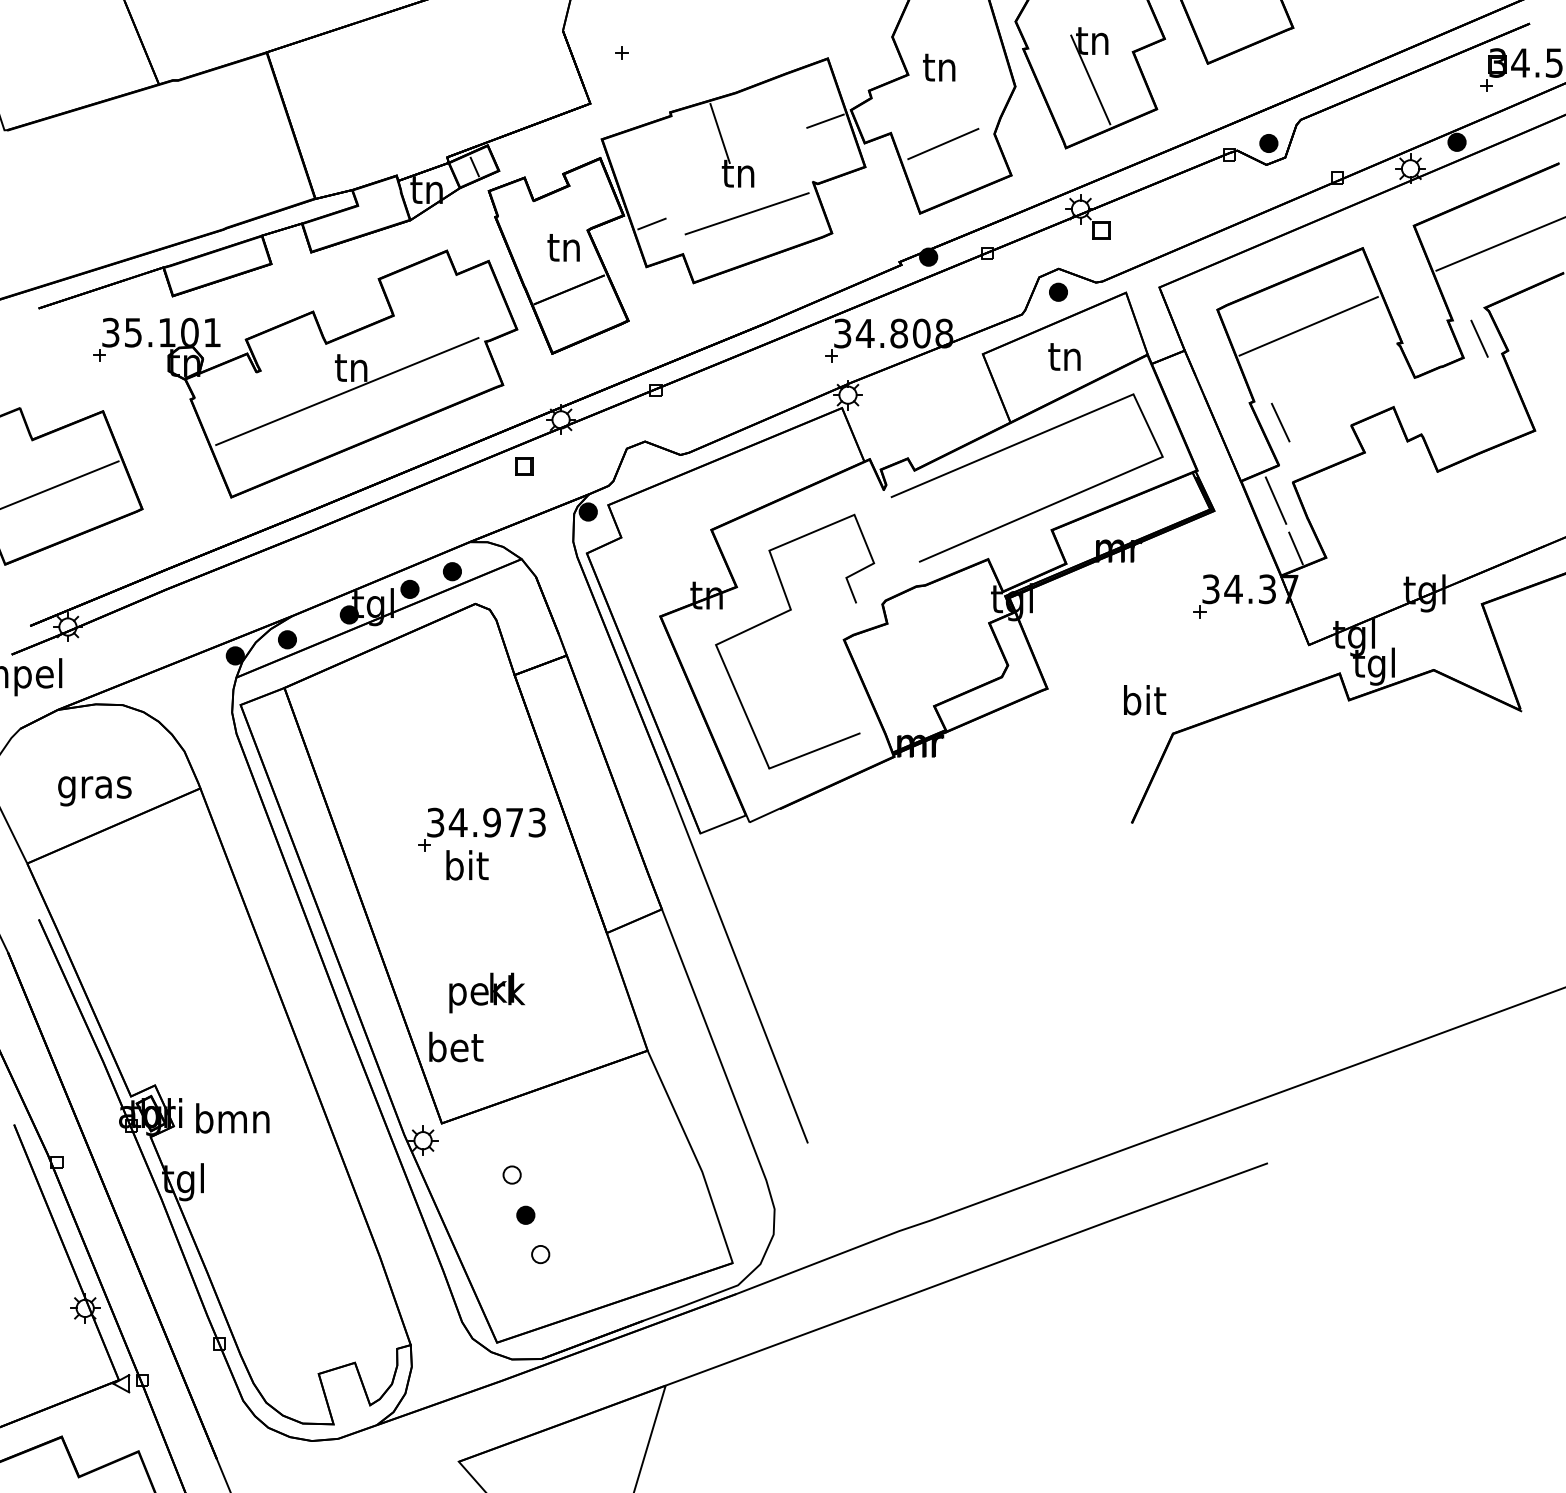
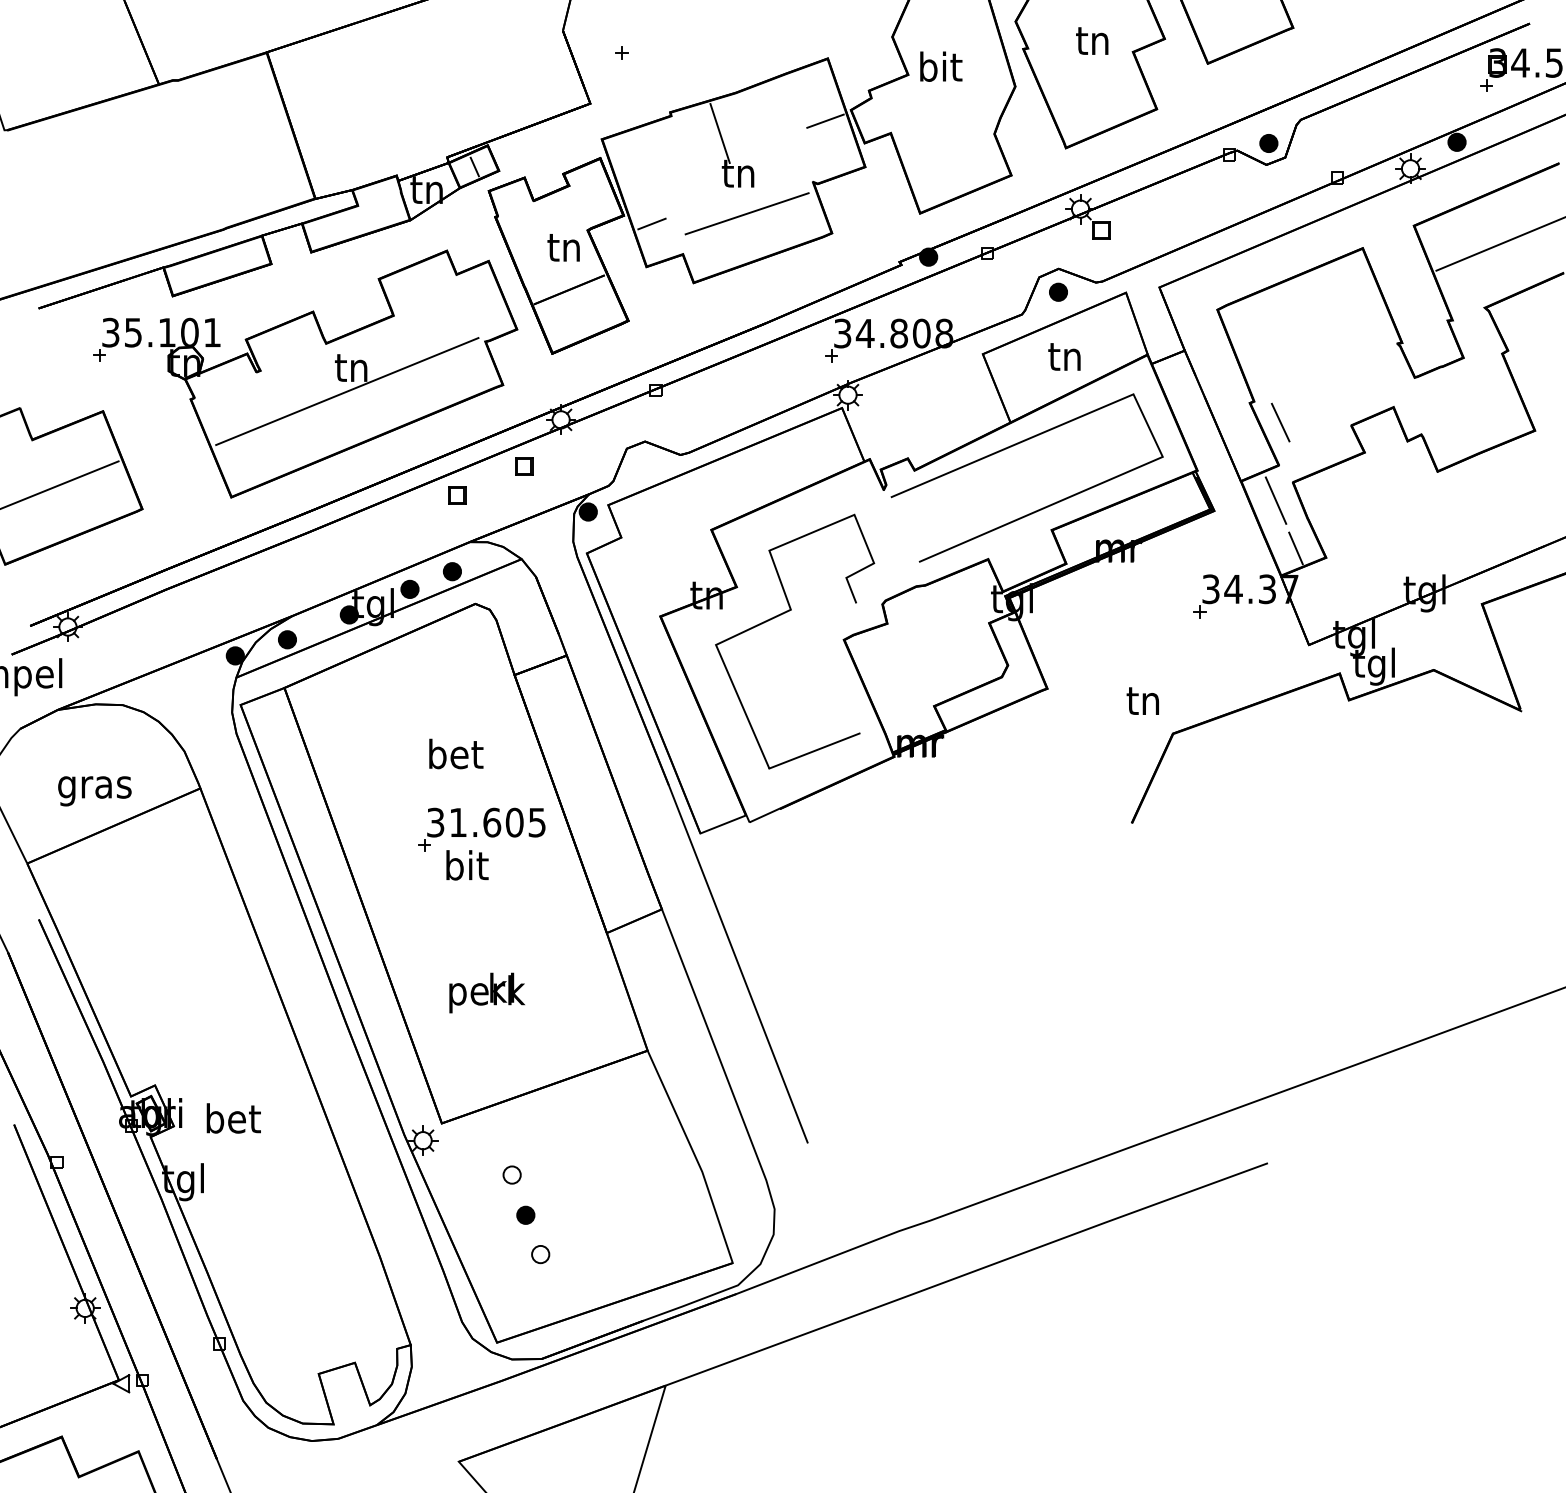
text: tn -> bit (941, 66)
line: present -> none (1090, 79)
line: present -> none (943, 143)
line: present -> none (1308, 326)
line: present -> none (1479, 338)
part: none -> present (457, 495)
text: bit -> tn (1145, 700)
text: 34.973 -> 31.605 (496, 822)
text position: (456, 1046) -> (456, 753) (456, 753)
text: bmn -> bet (232, 1118)
